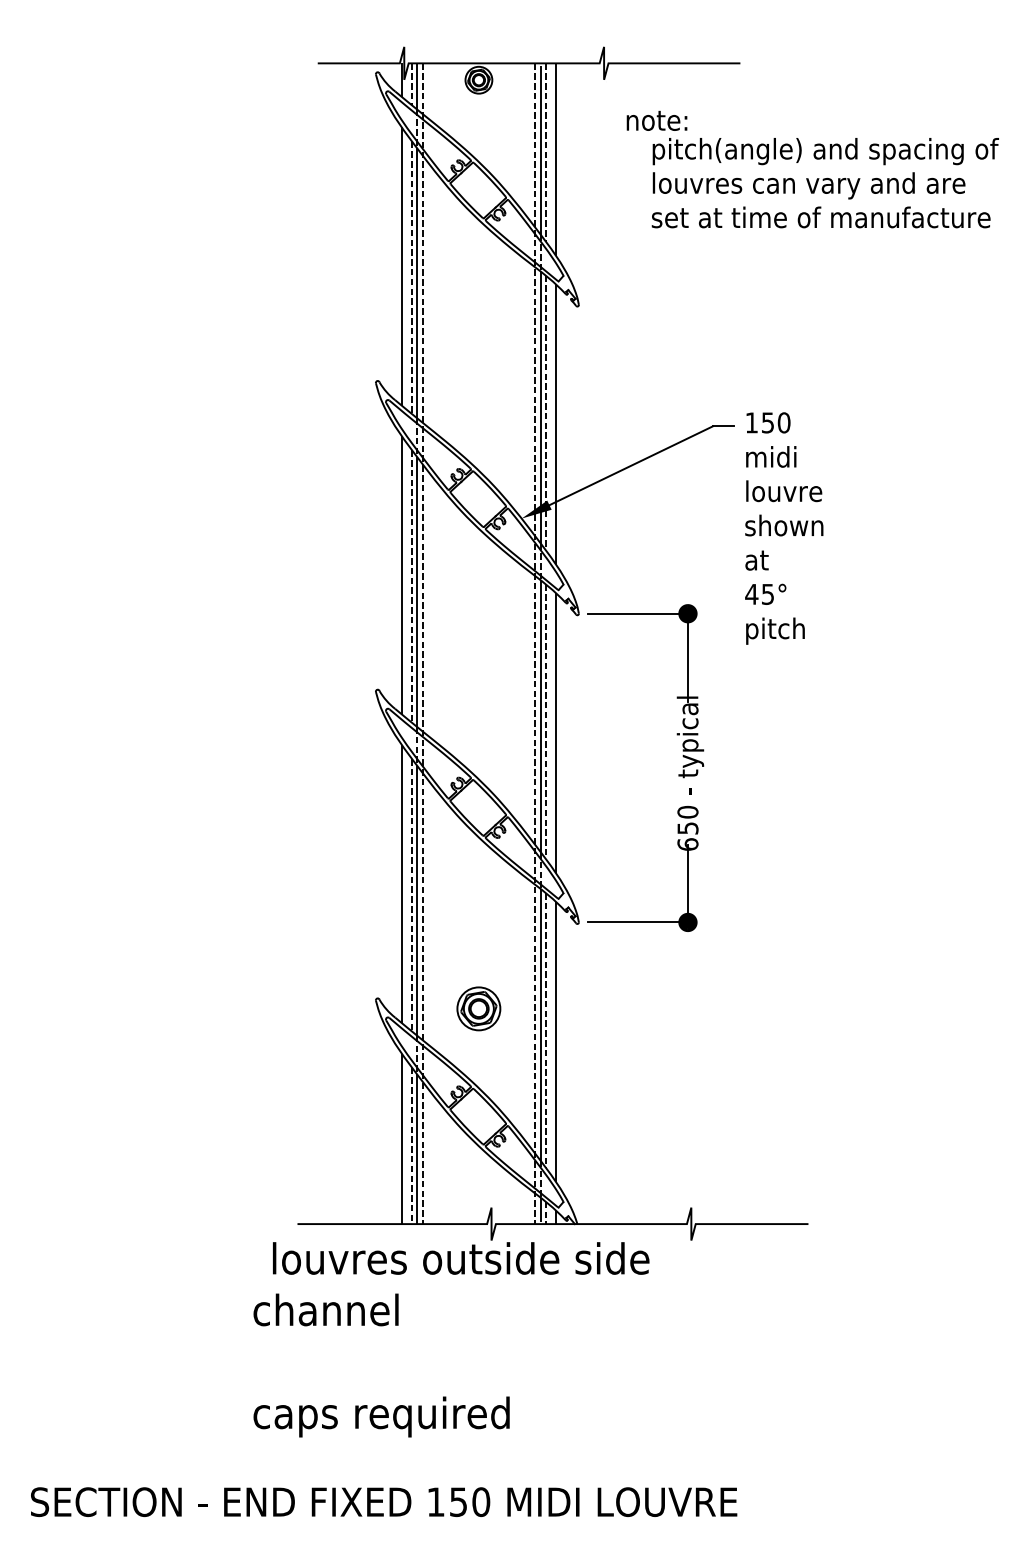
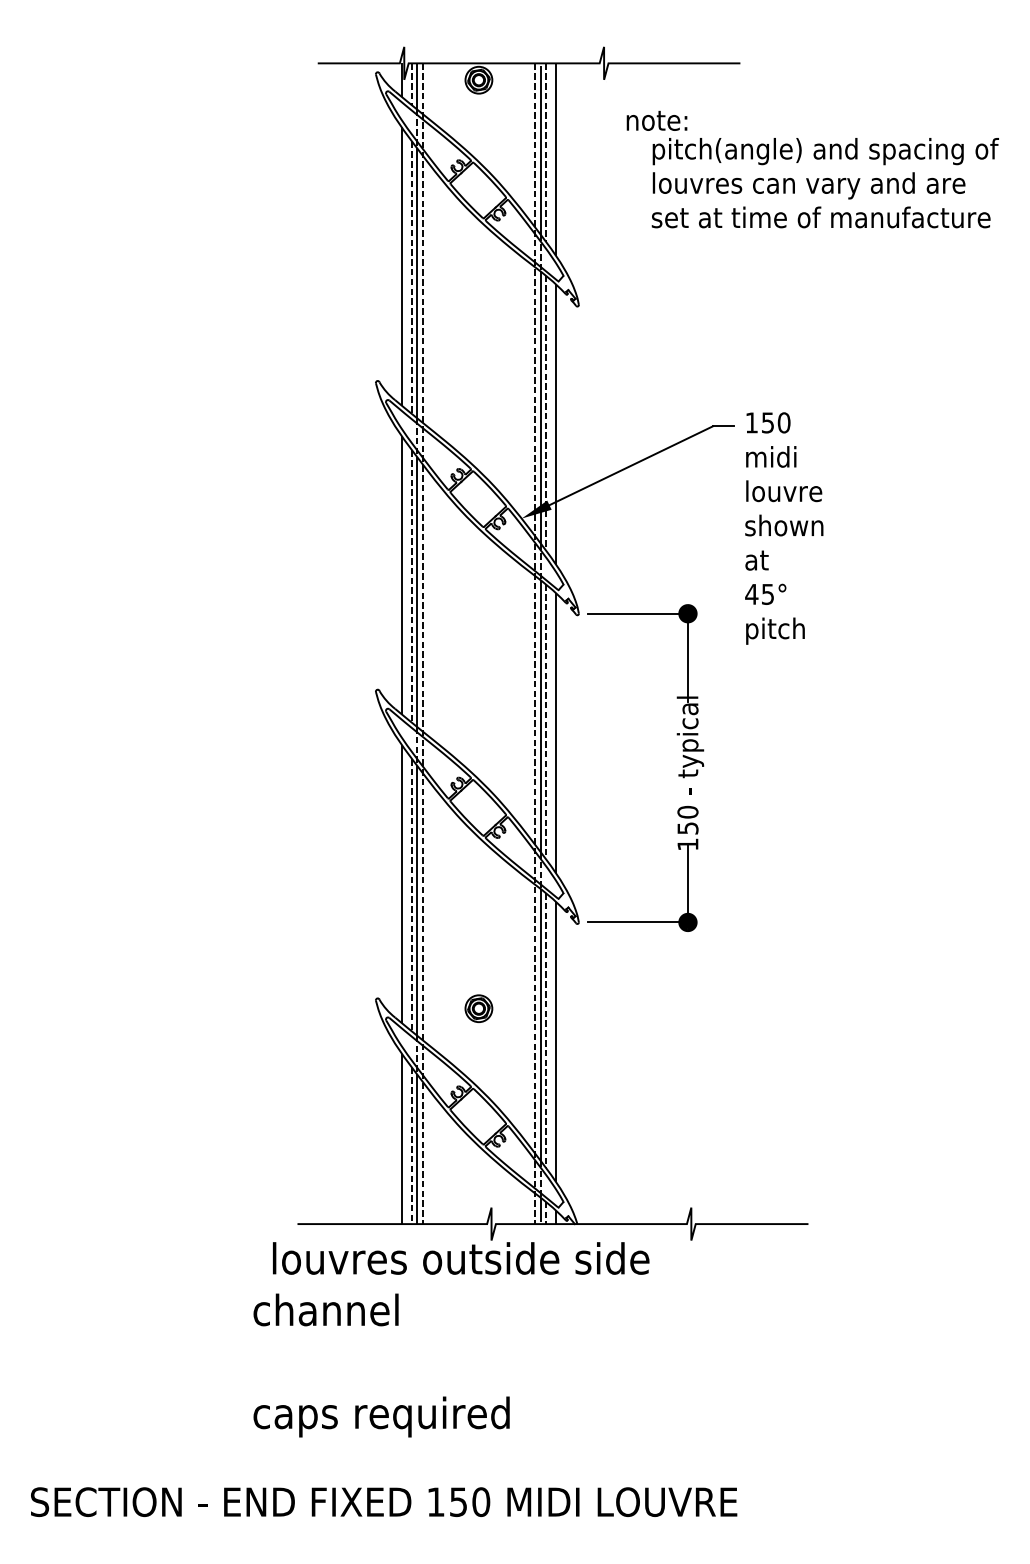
text: 650 -> 150 (687, 844)
part size: 46x46 px -> 30x29 px (478, 1008)
